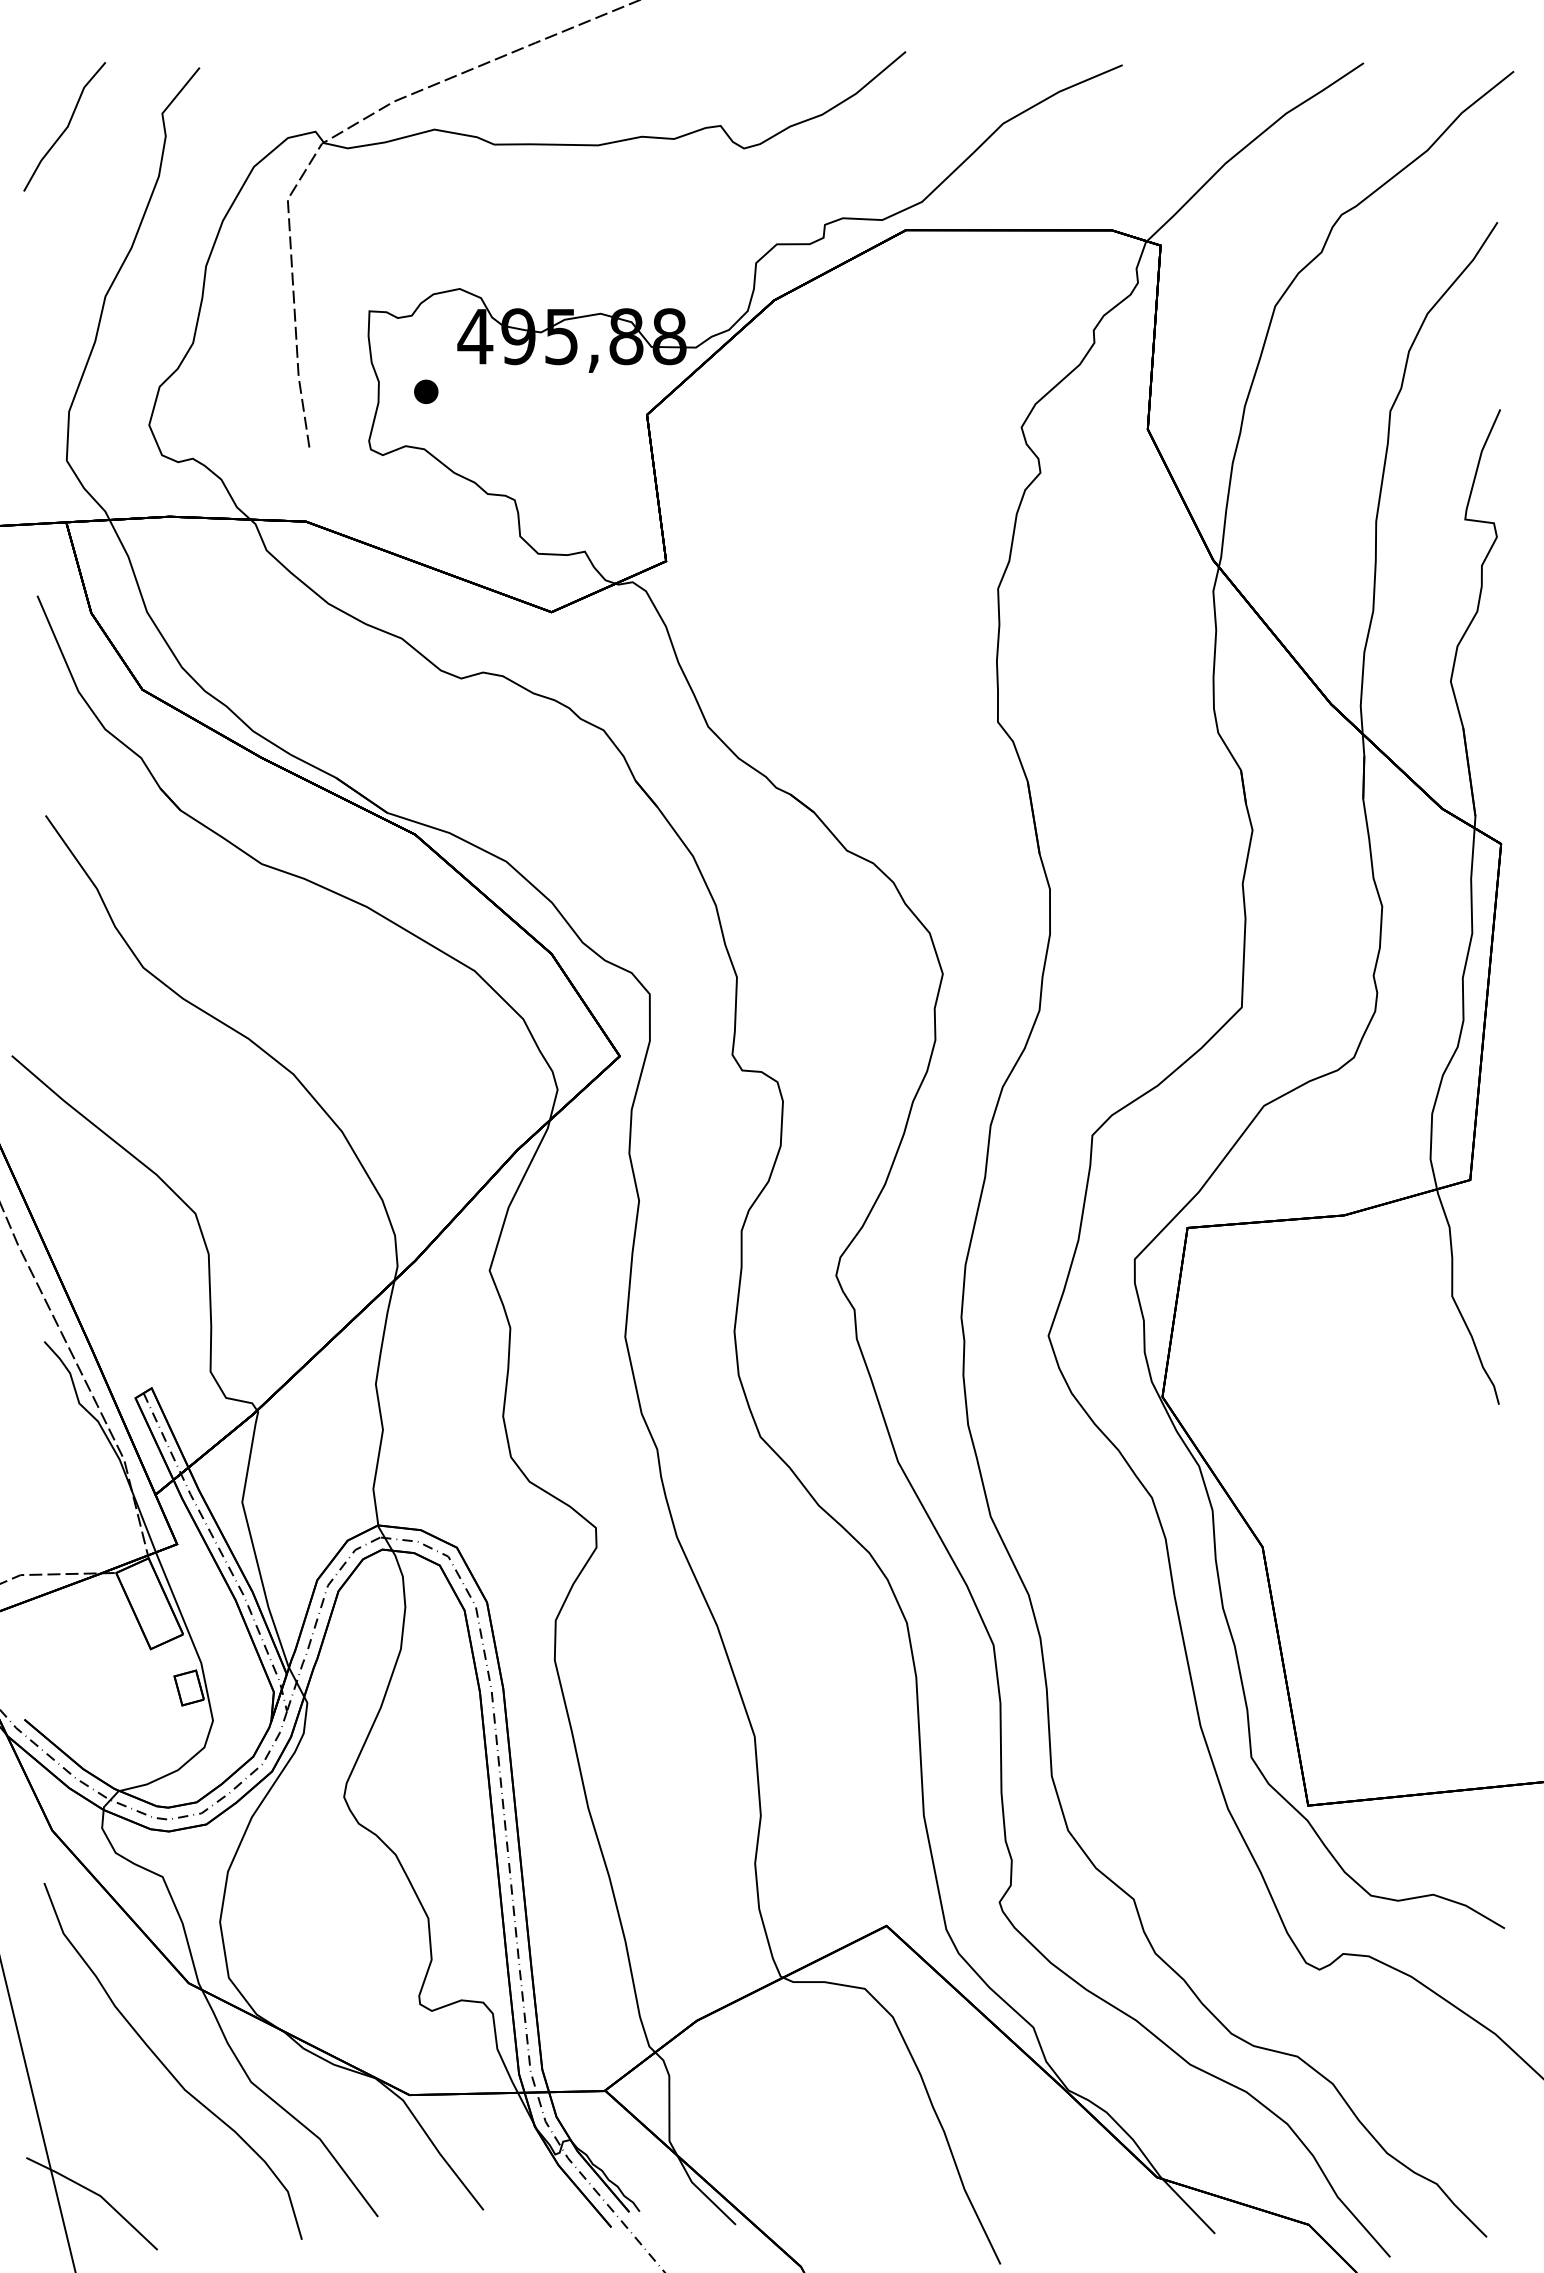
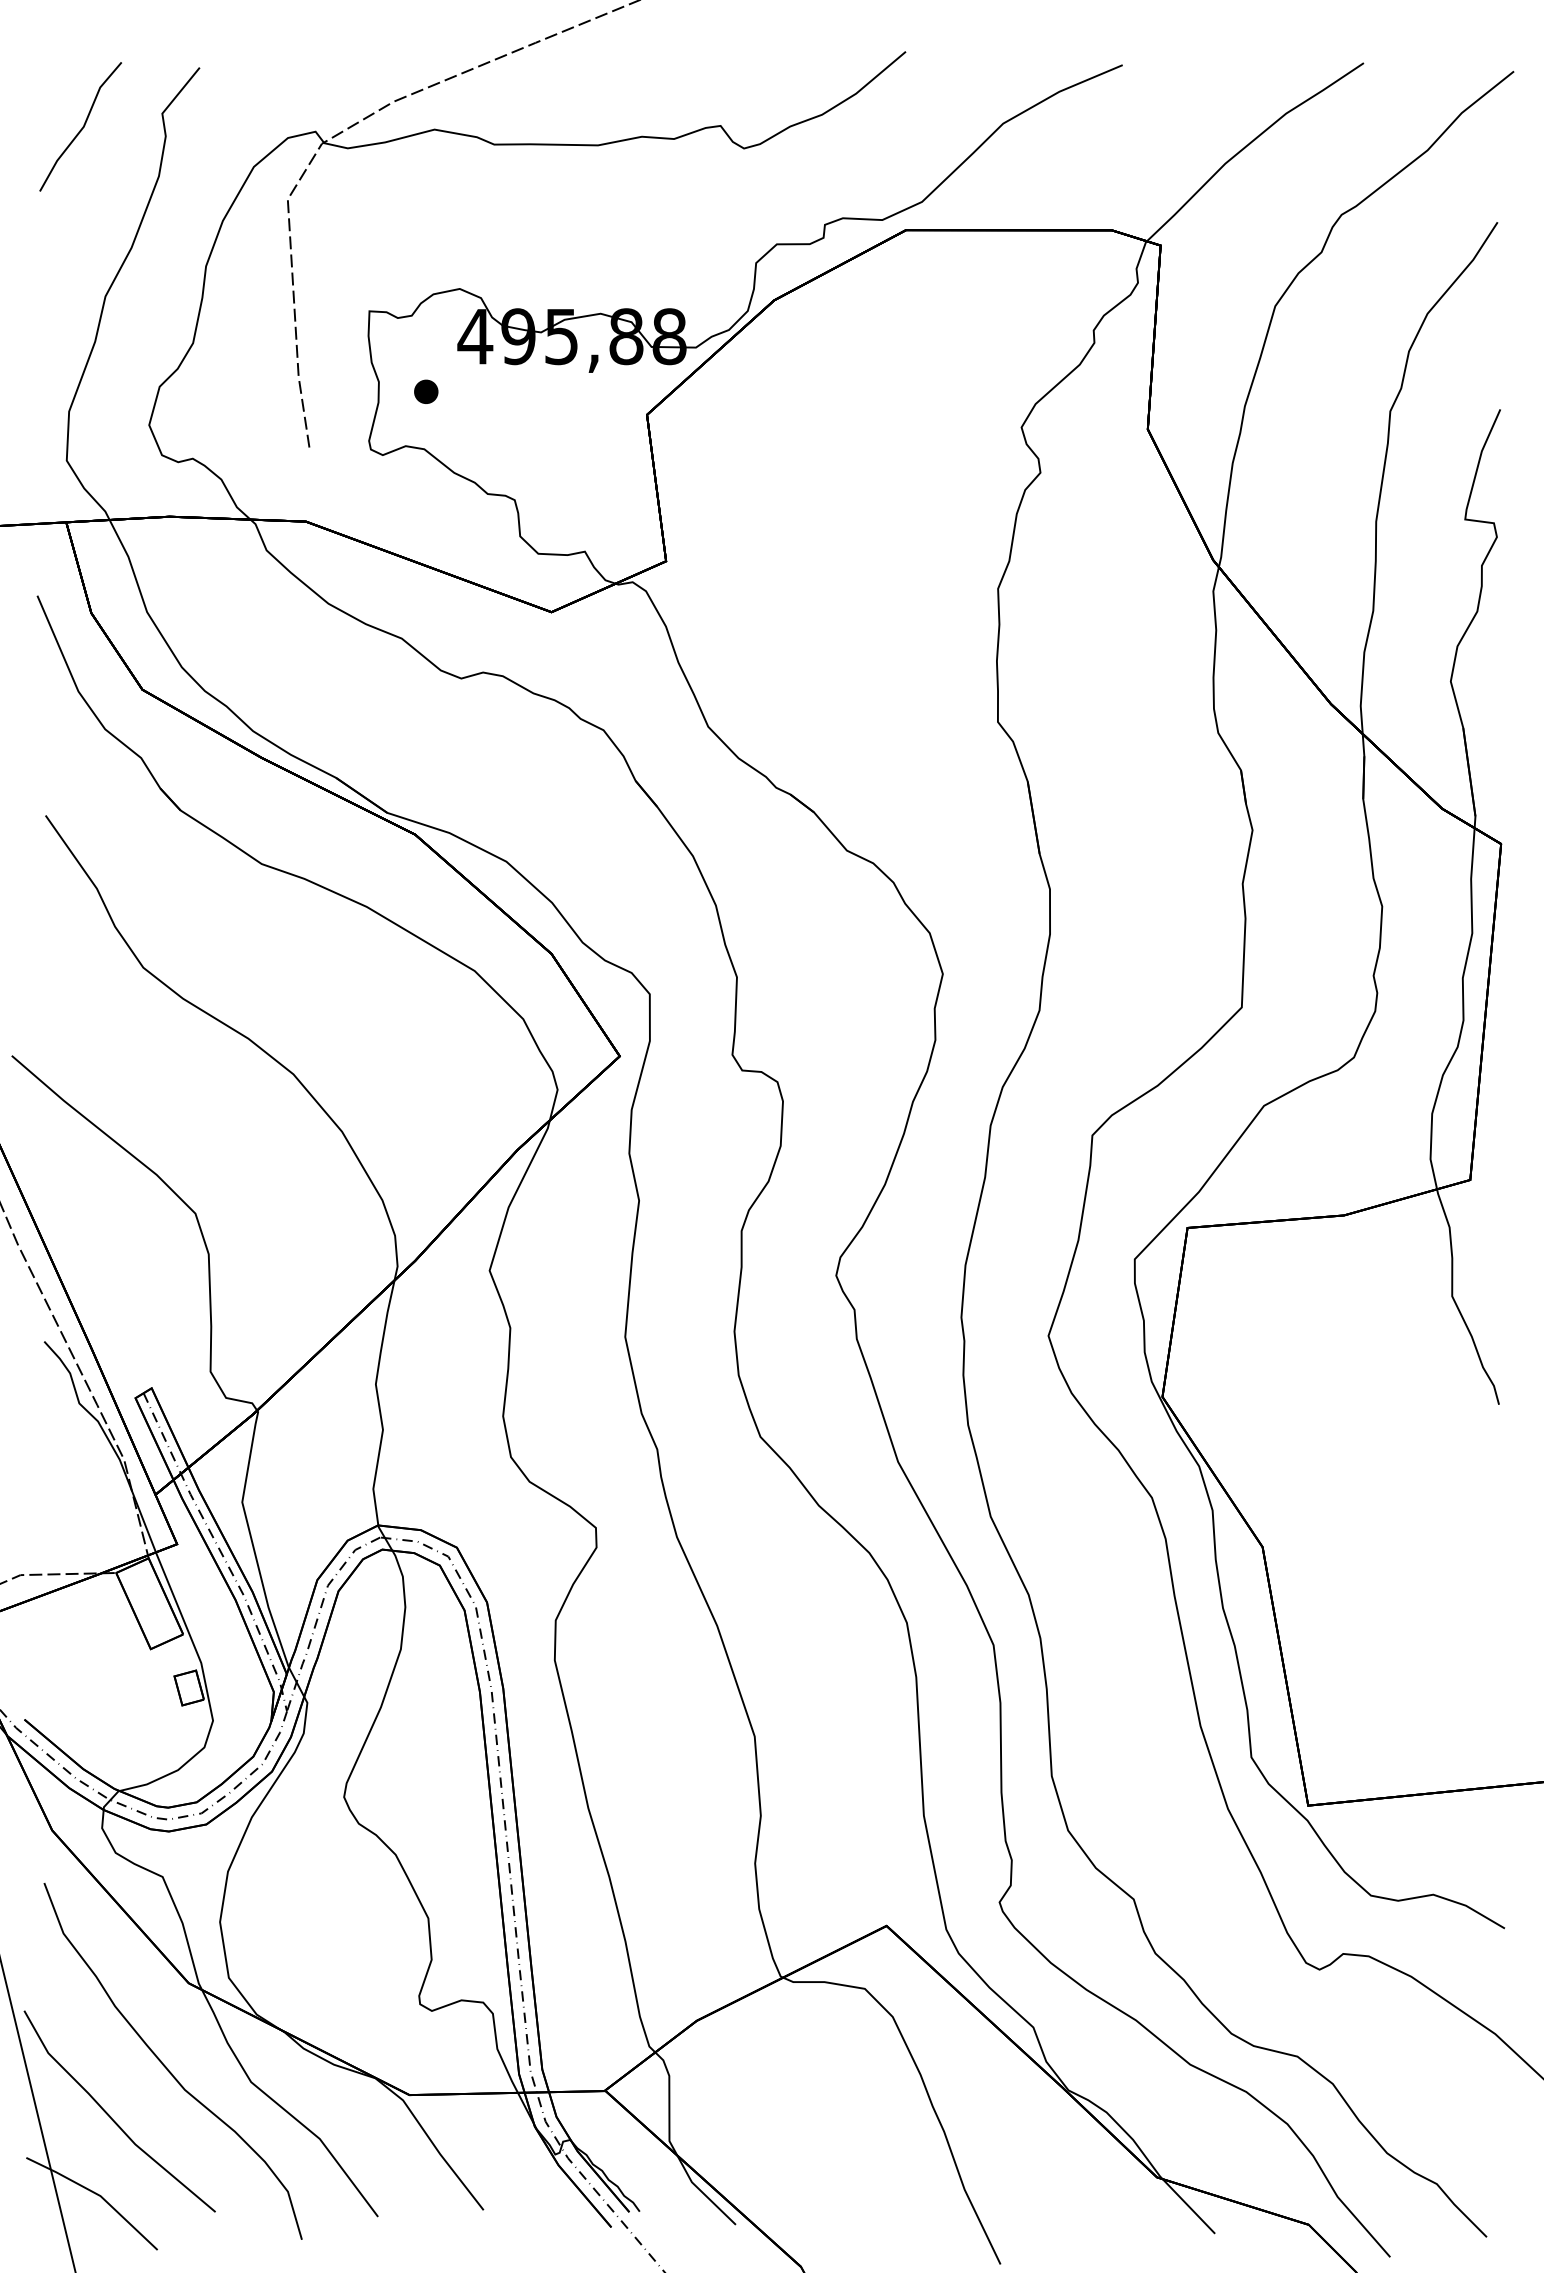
line position: (66, 126) -> (82, 126) (82, 126)
line: none -> present (110, 2115)
